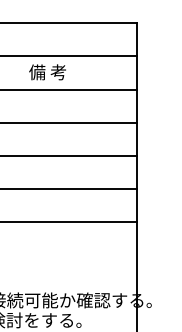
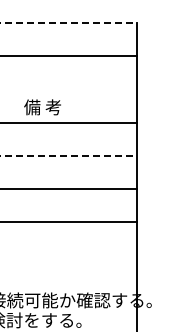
line: solid -> dashed (69, 23)
text position: (47, 72) -> (42, 107) (42, 107)
line: present -> none (69, 89)
line: solid -> dashed (69, 155)
